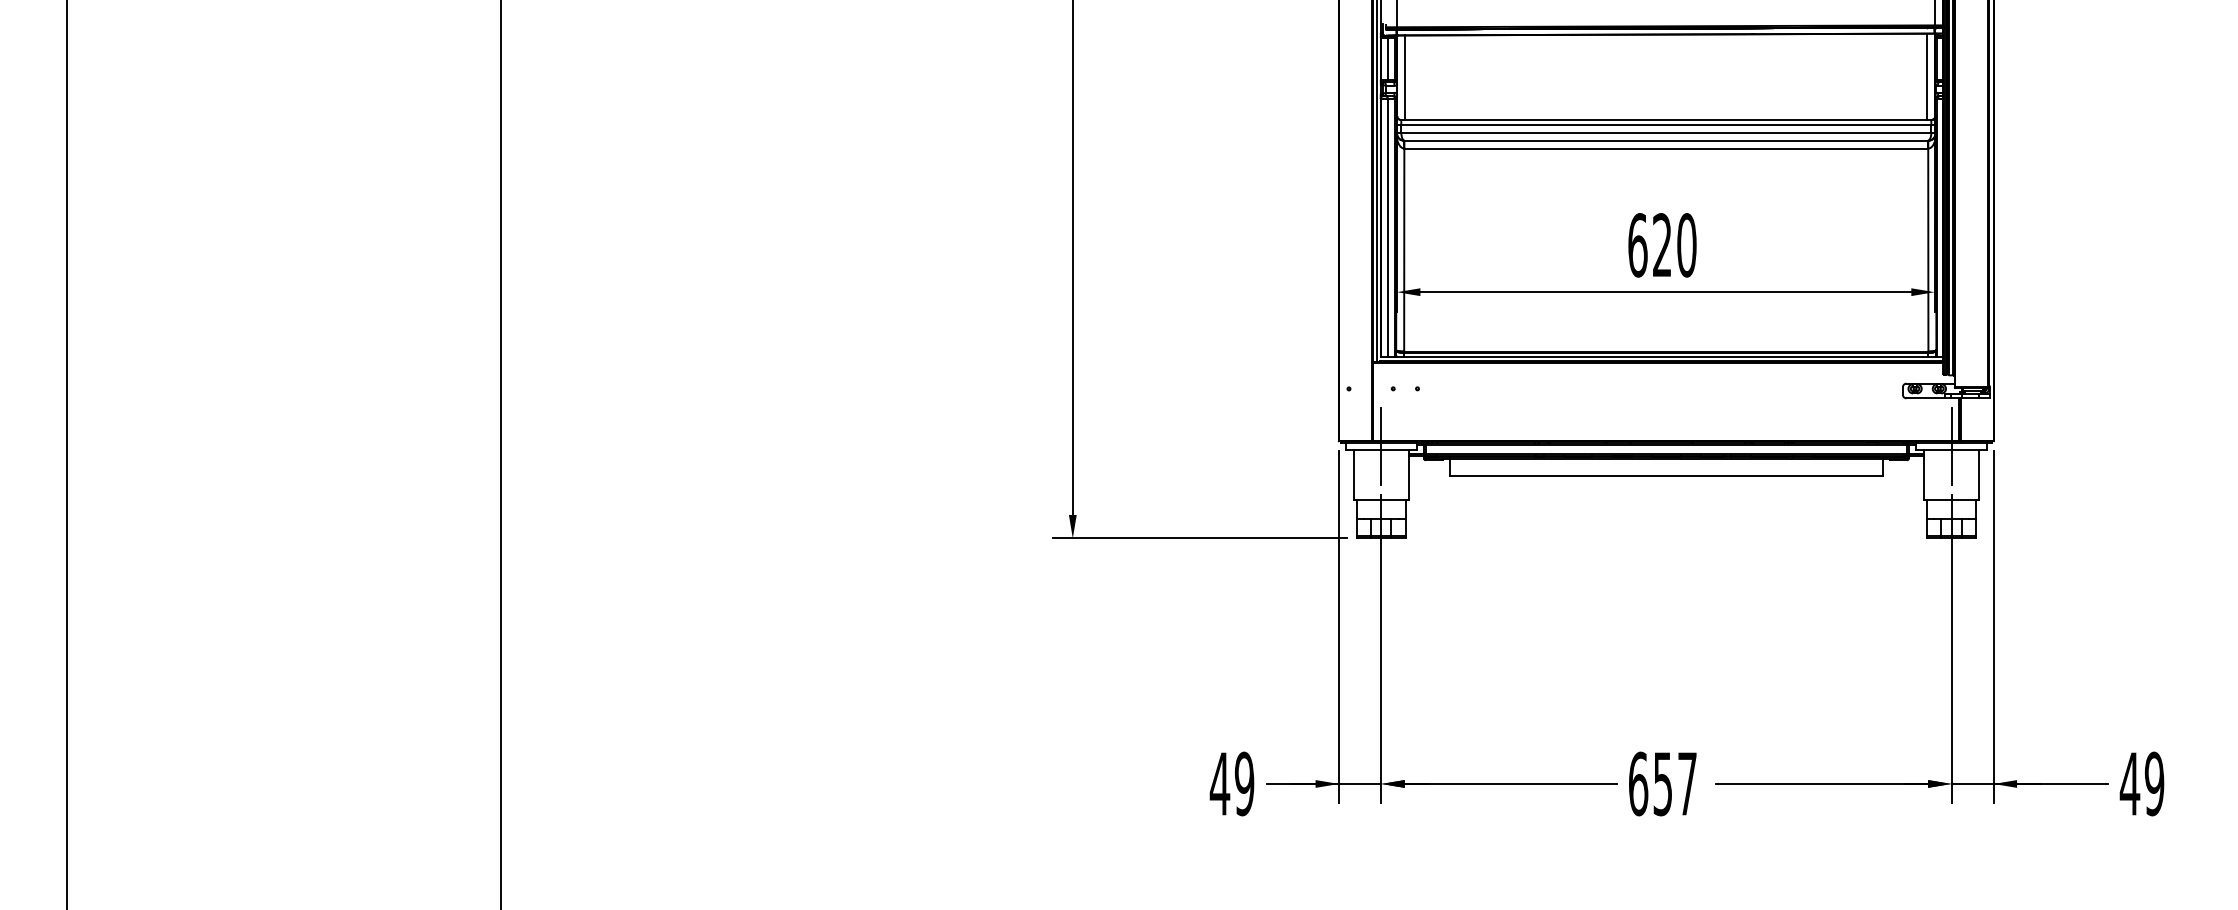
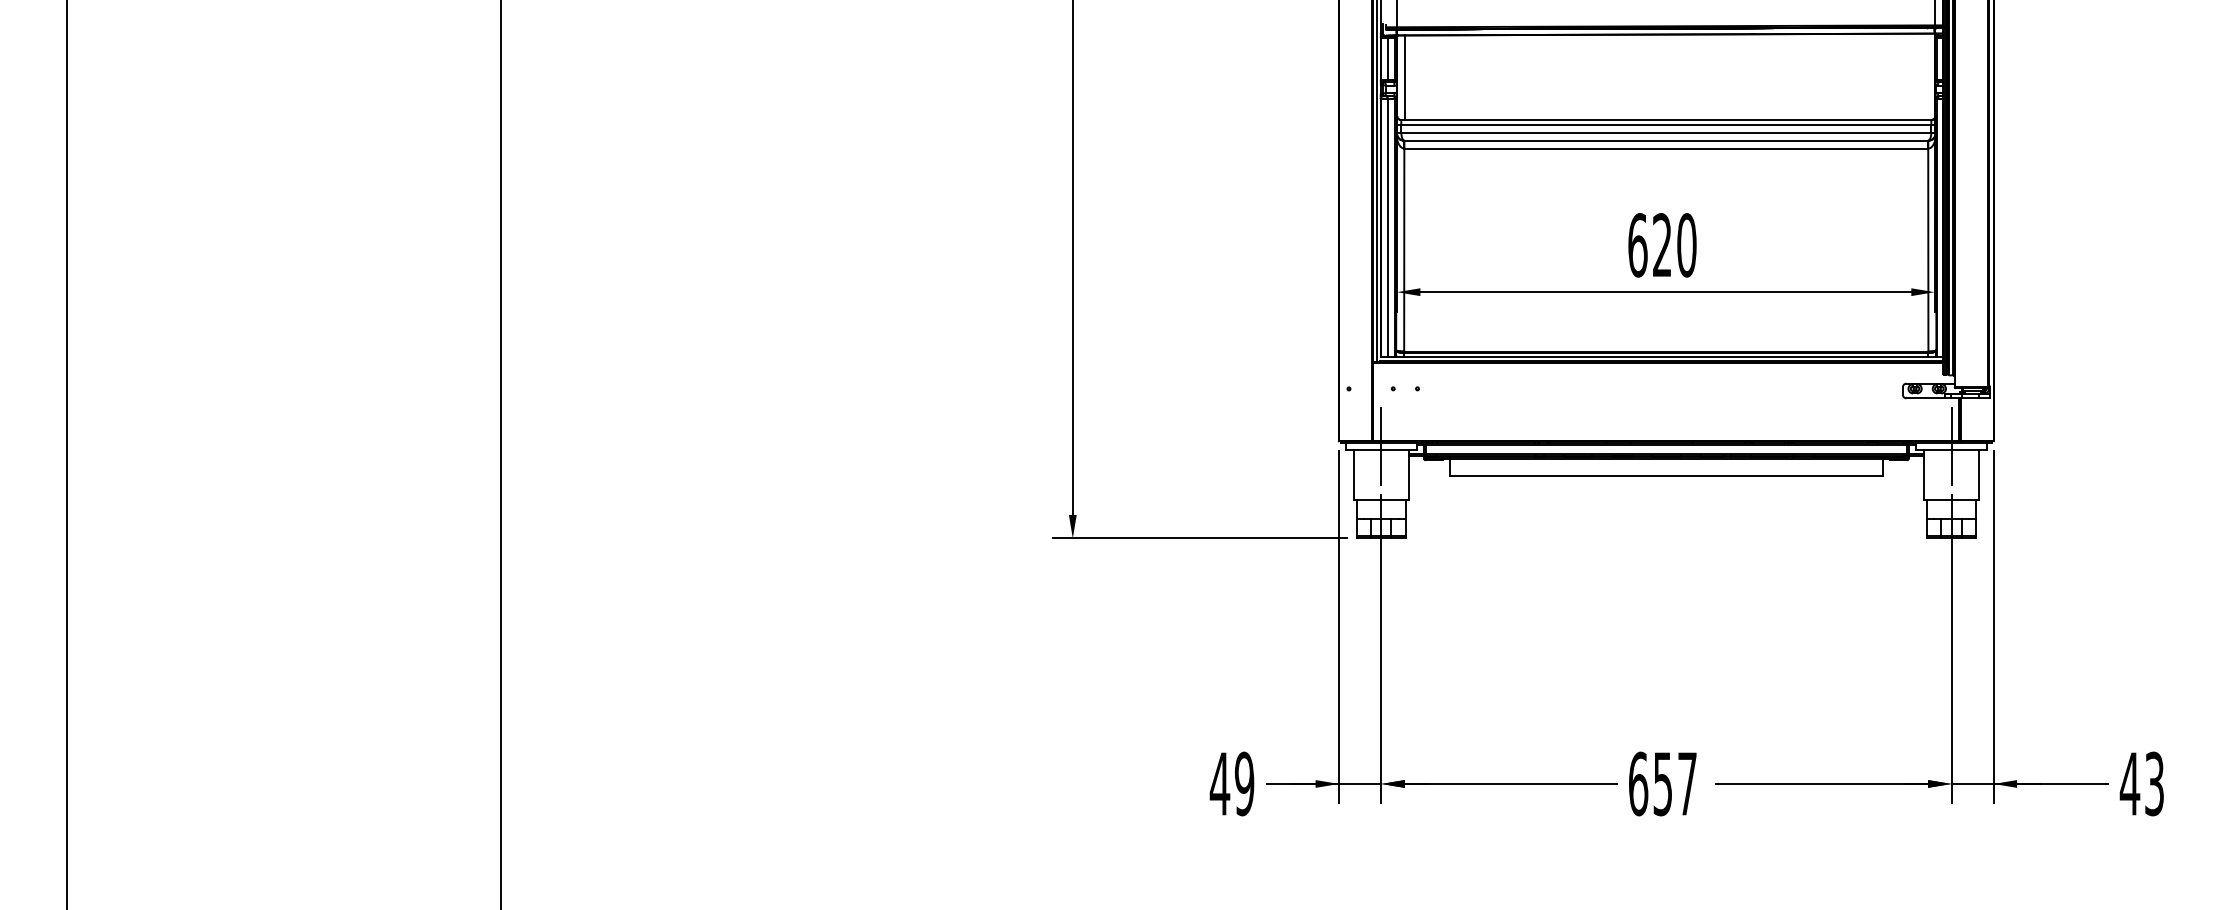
line: present -> none (1927, 76)
text: 49 -> 43 (2154, 783)
